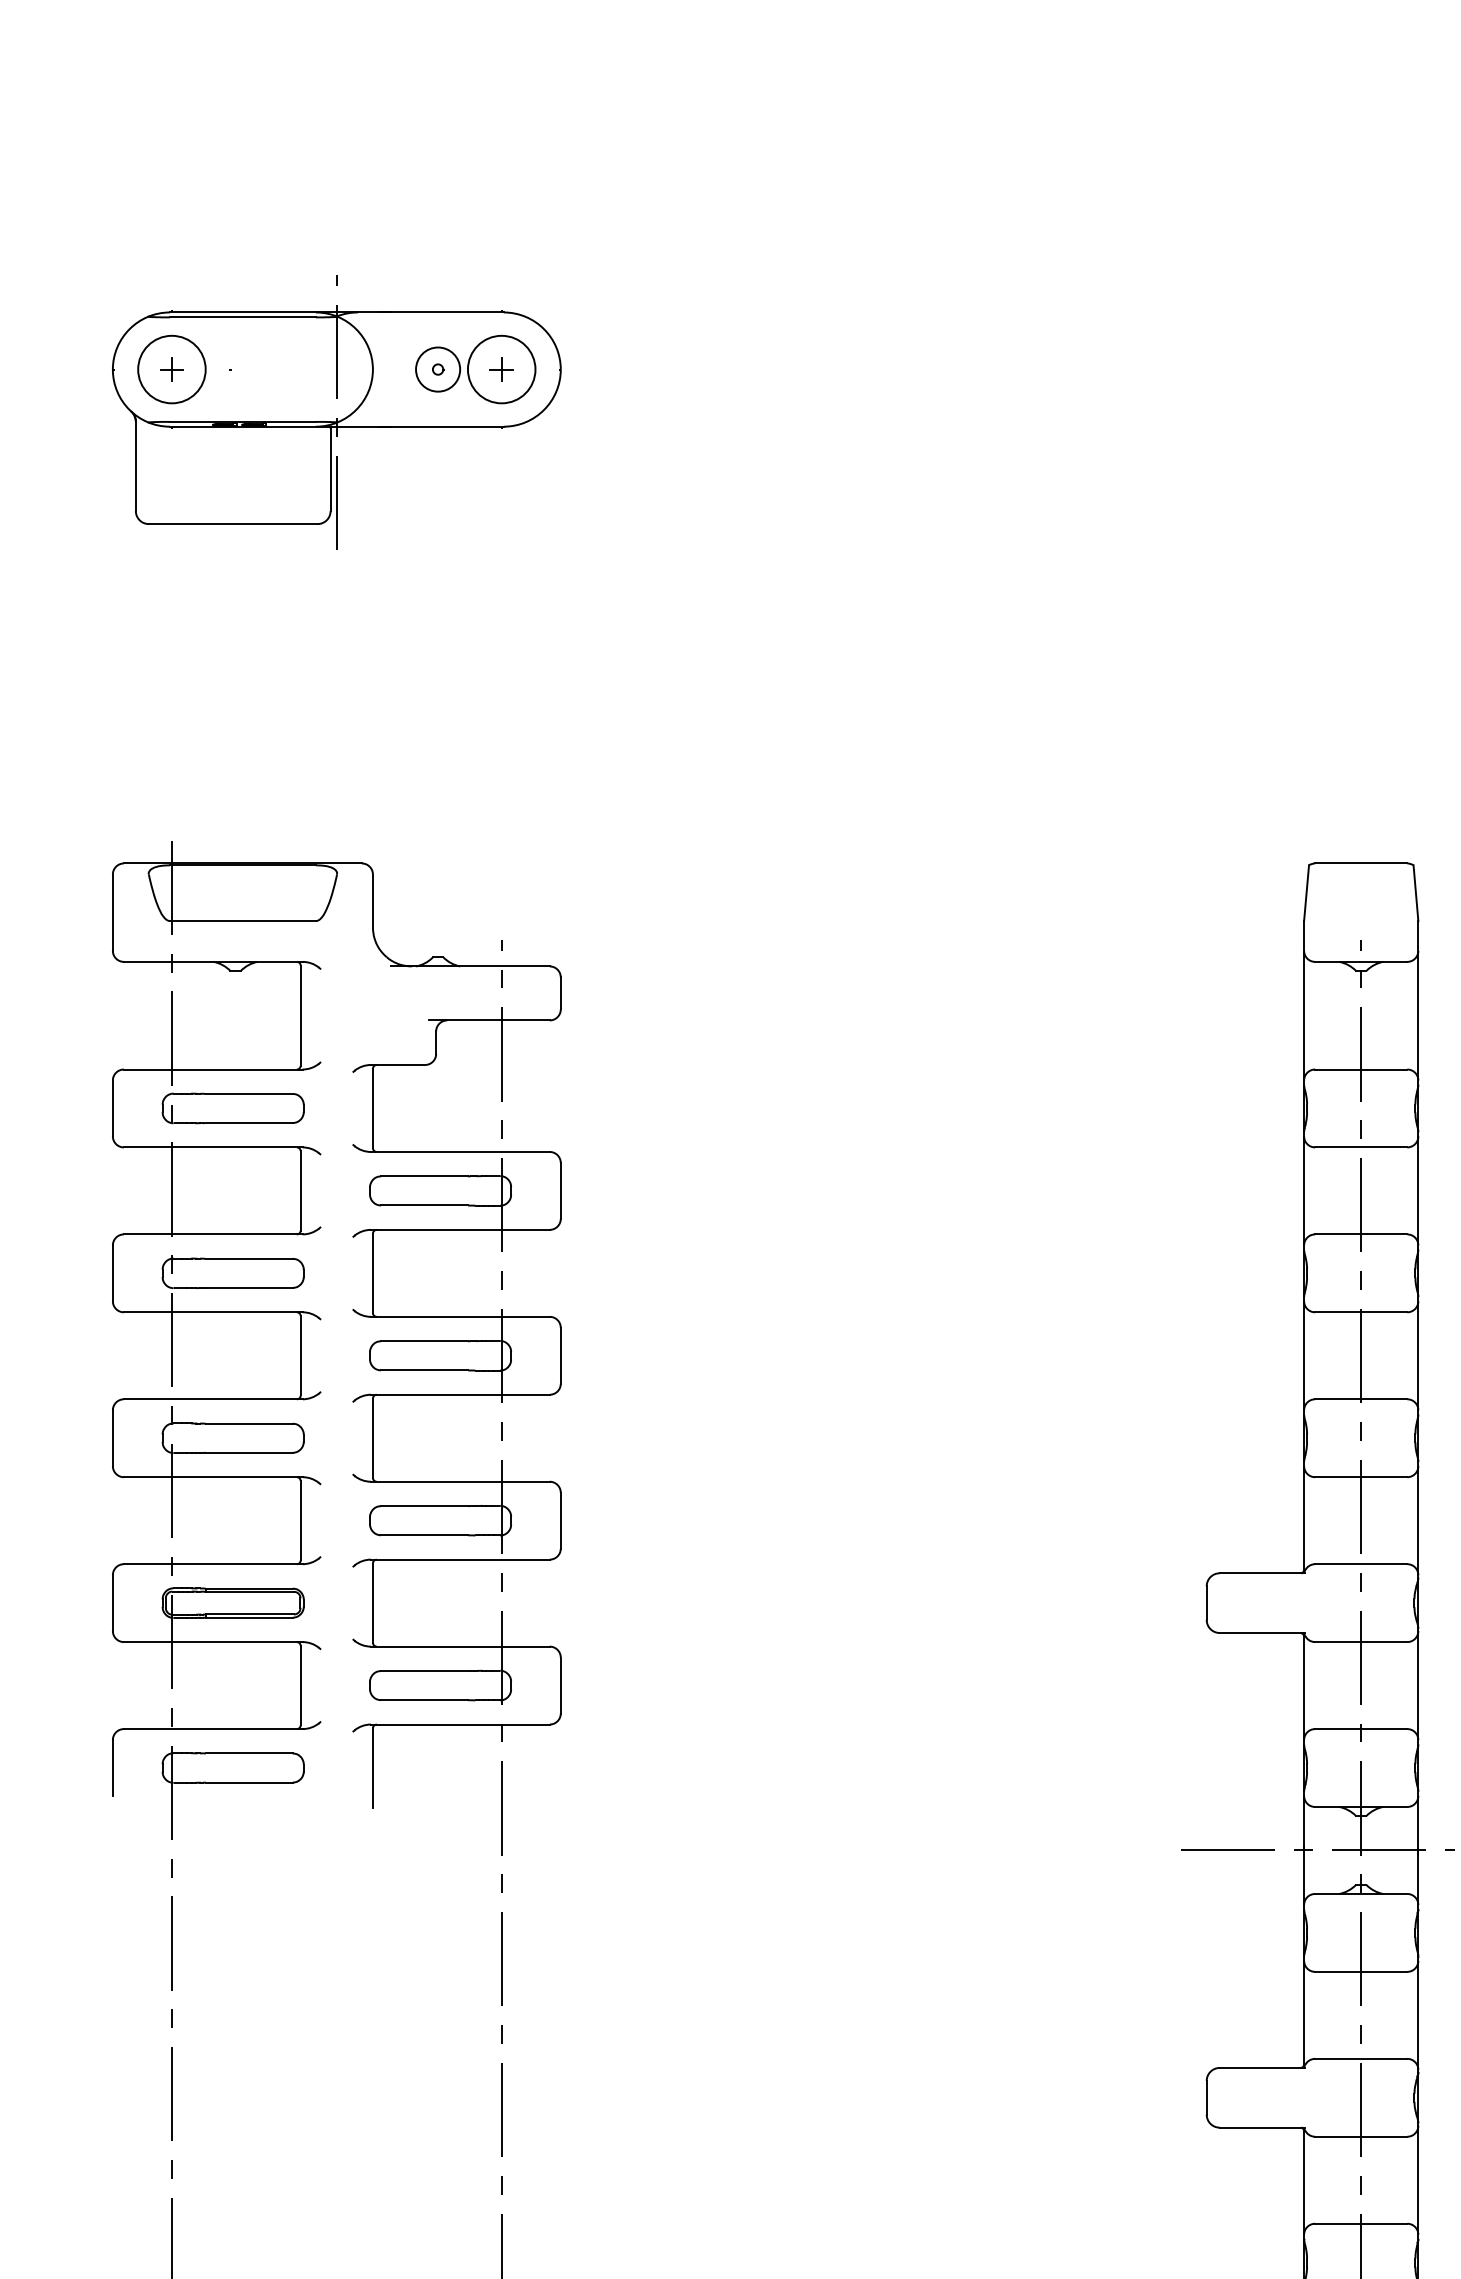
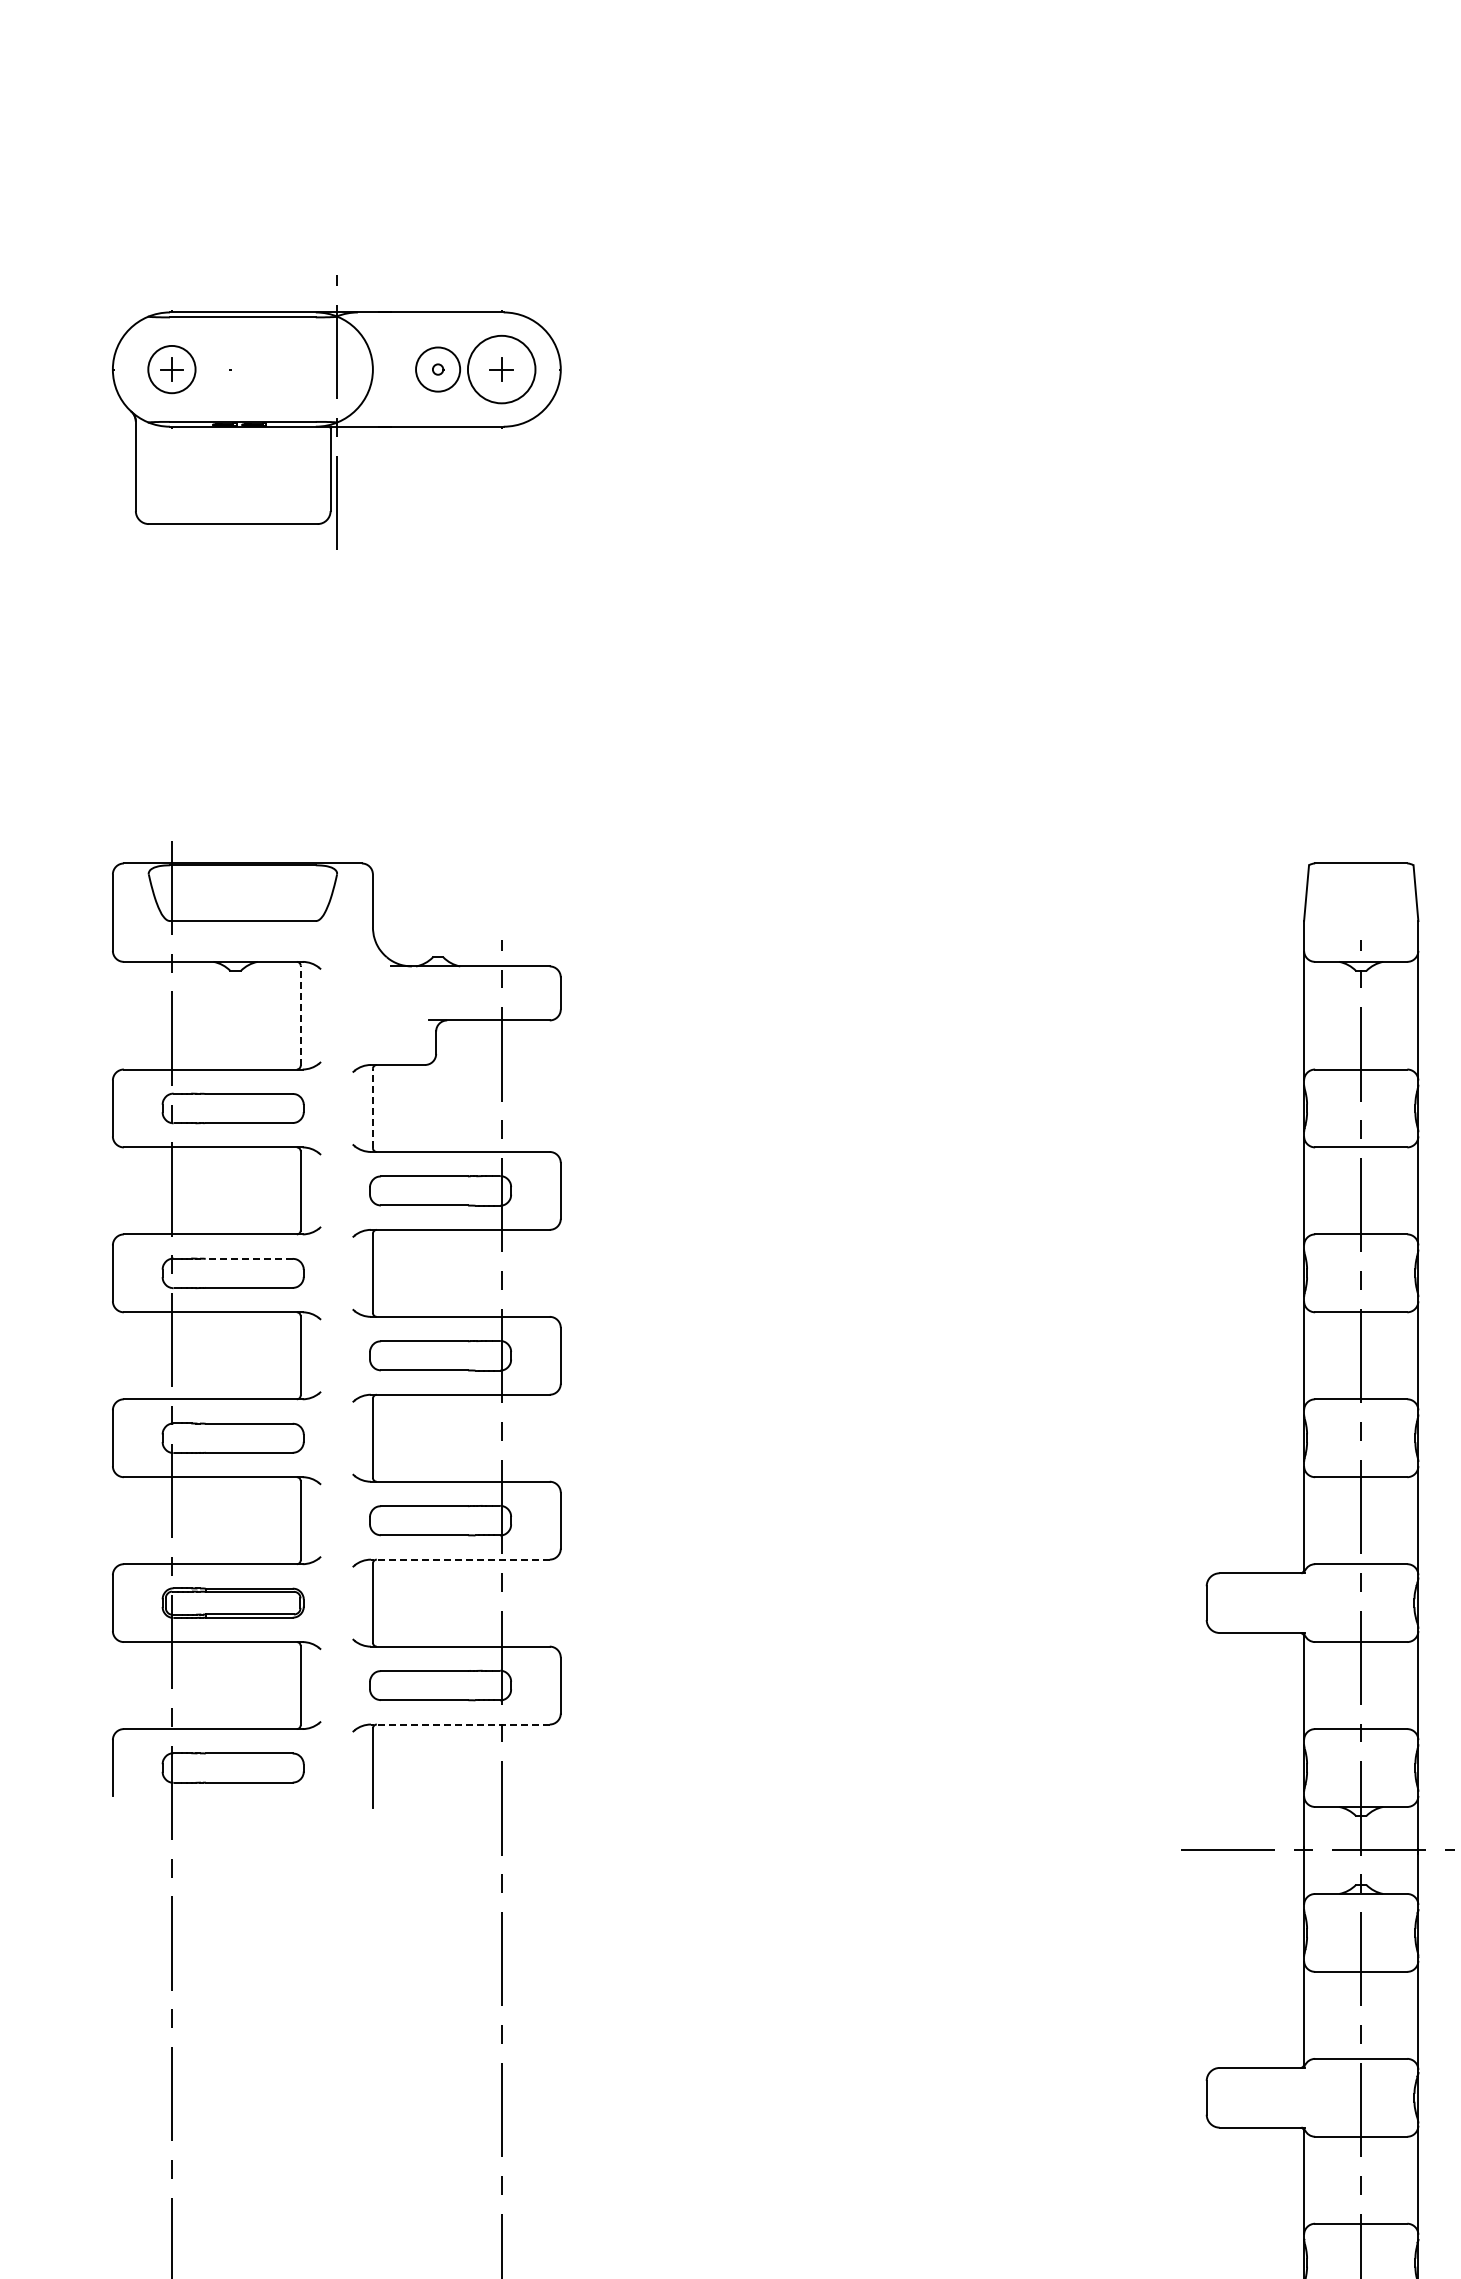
circle diameter: 68 px -> 47 px (171, 369)
line: solid -> dashed (300, 1015)
line: solid -> dashed (372, 1108)
line: solid -> dashed (248, 1258)
line: solid -> dashed (459, 1559)
line: solid -> dashed (459, 1724)
